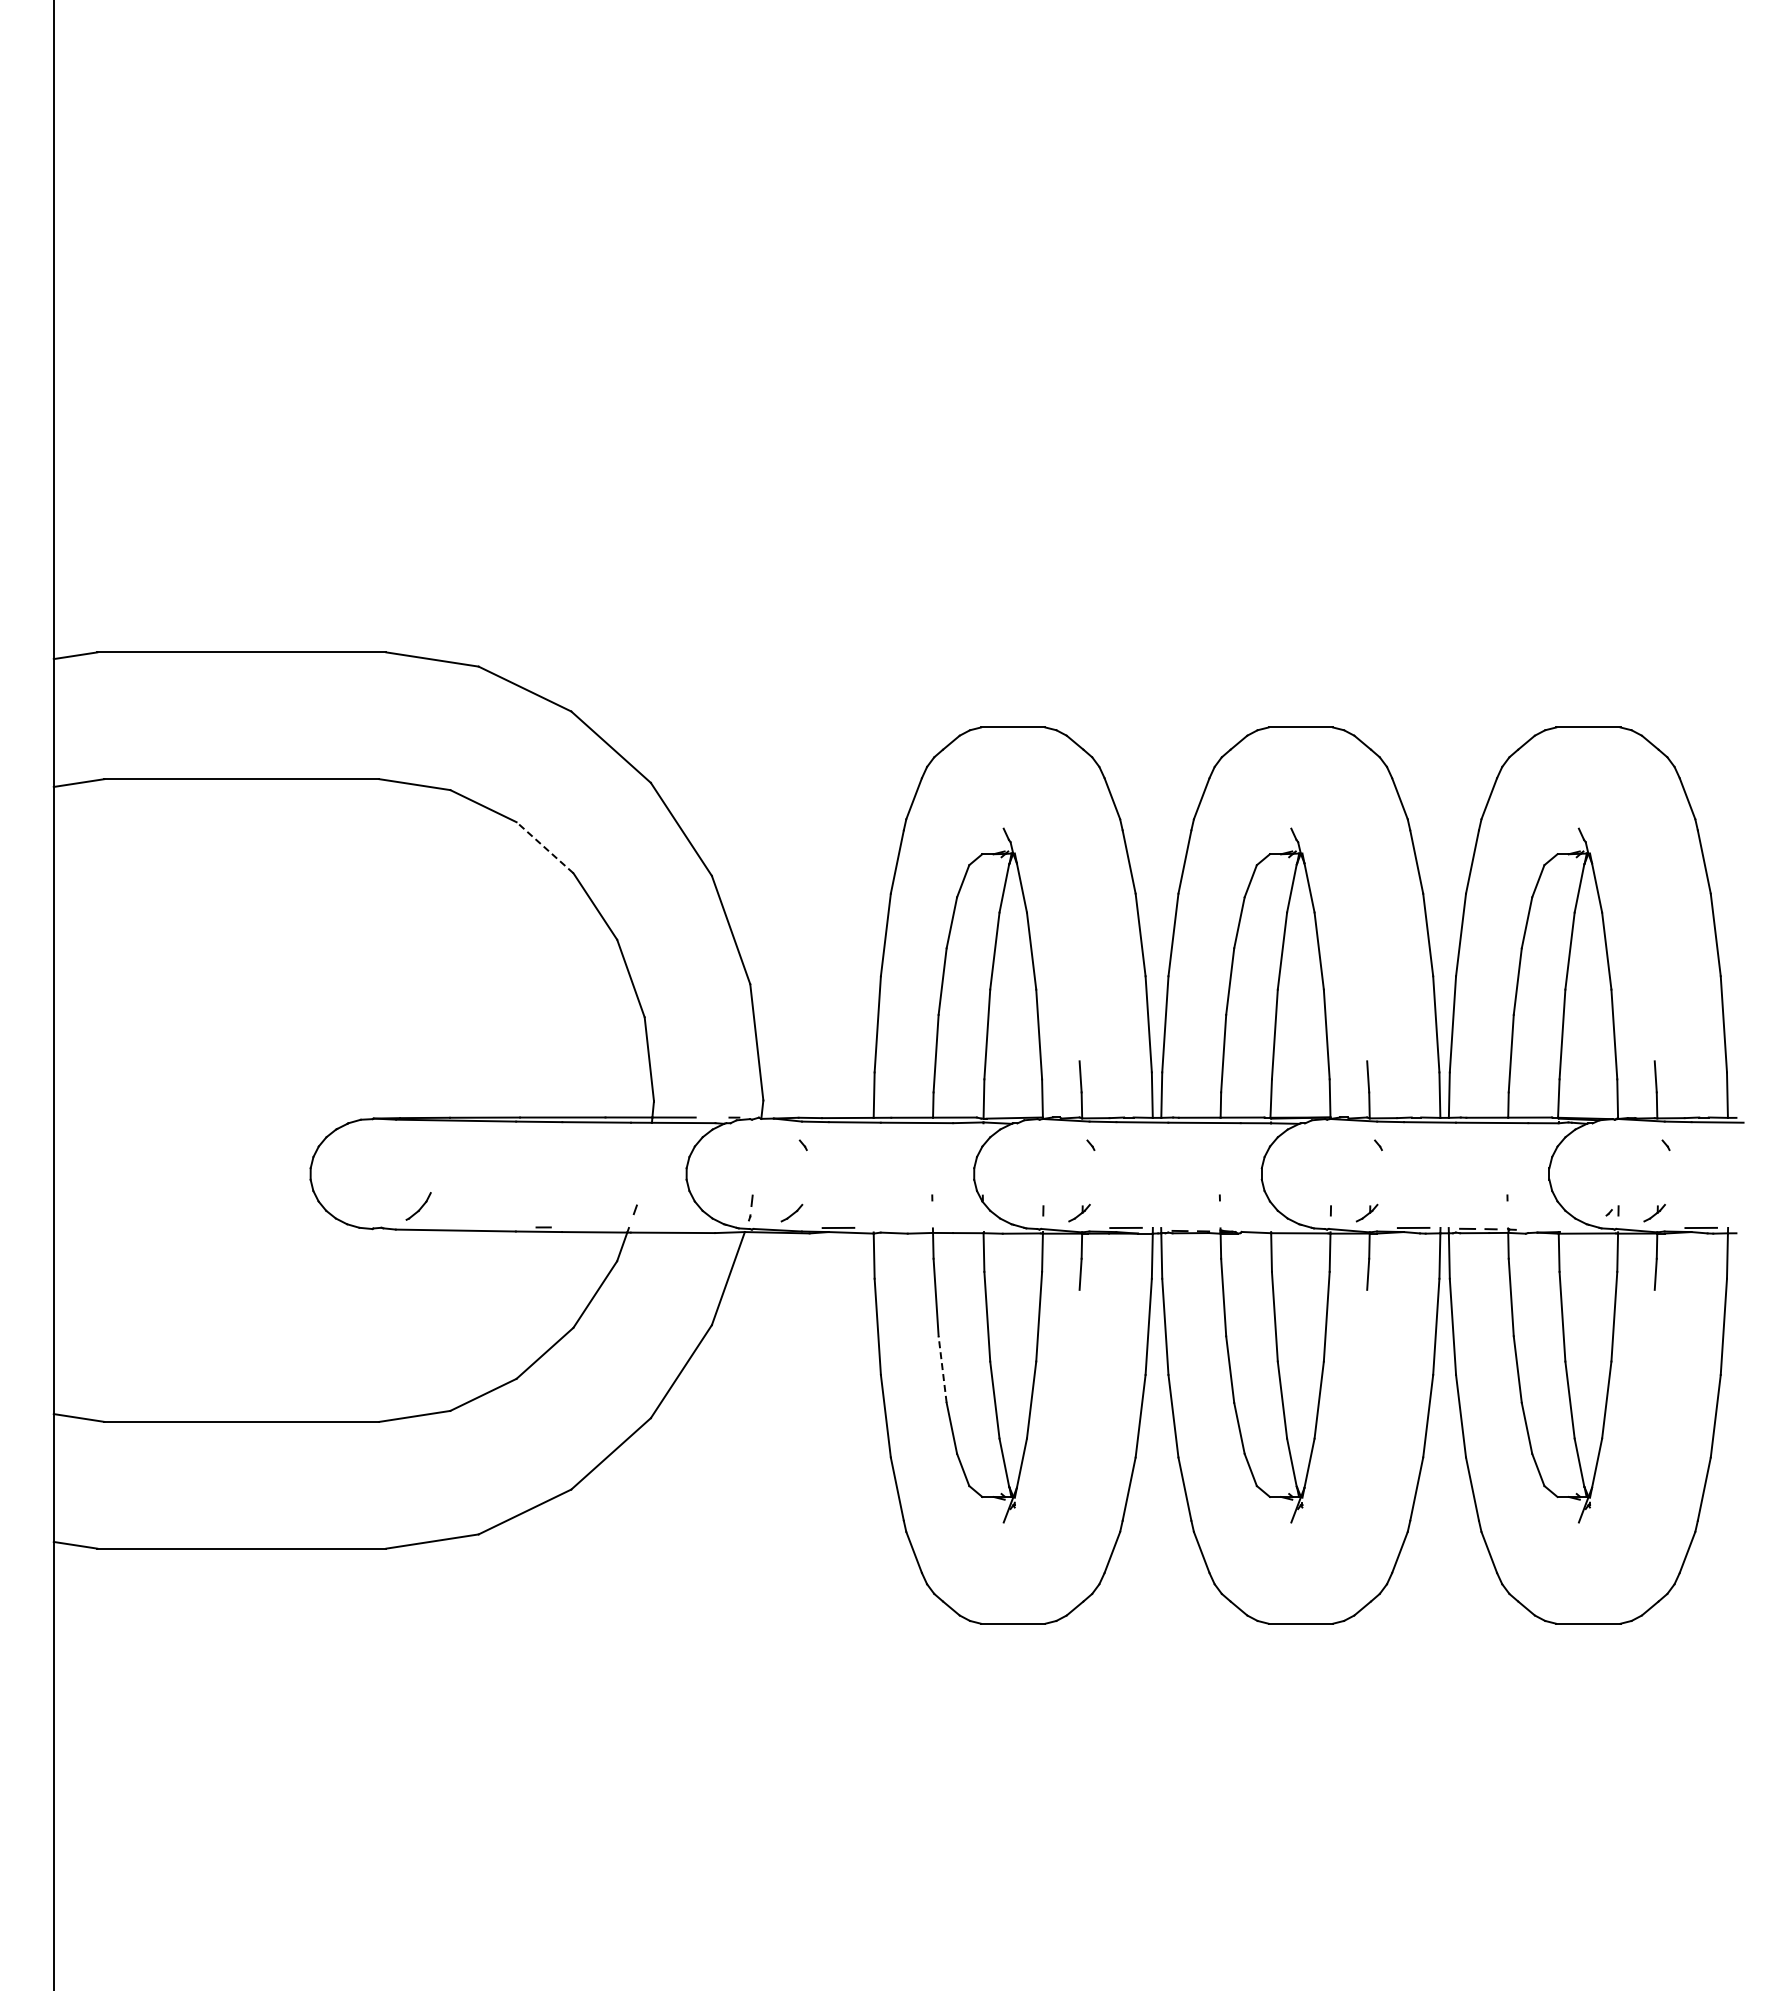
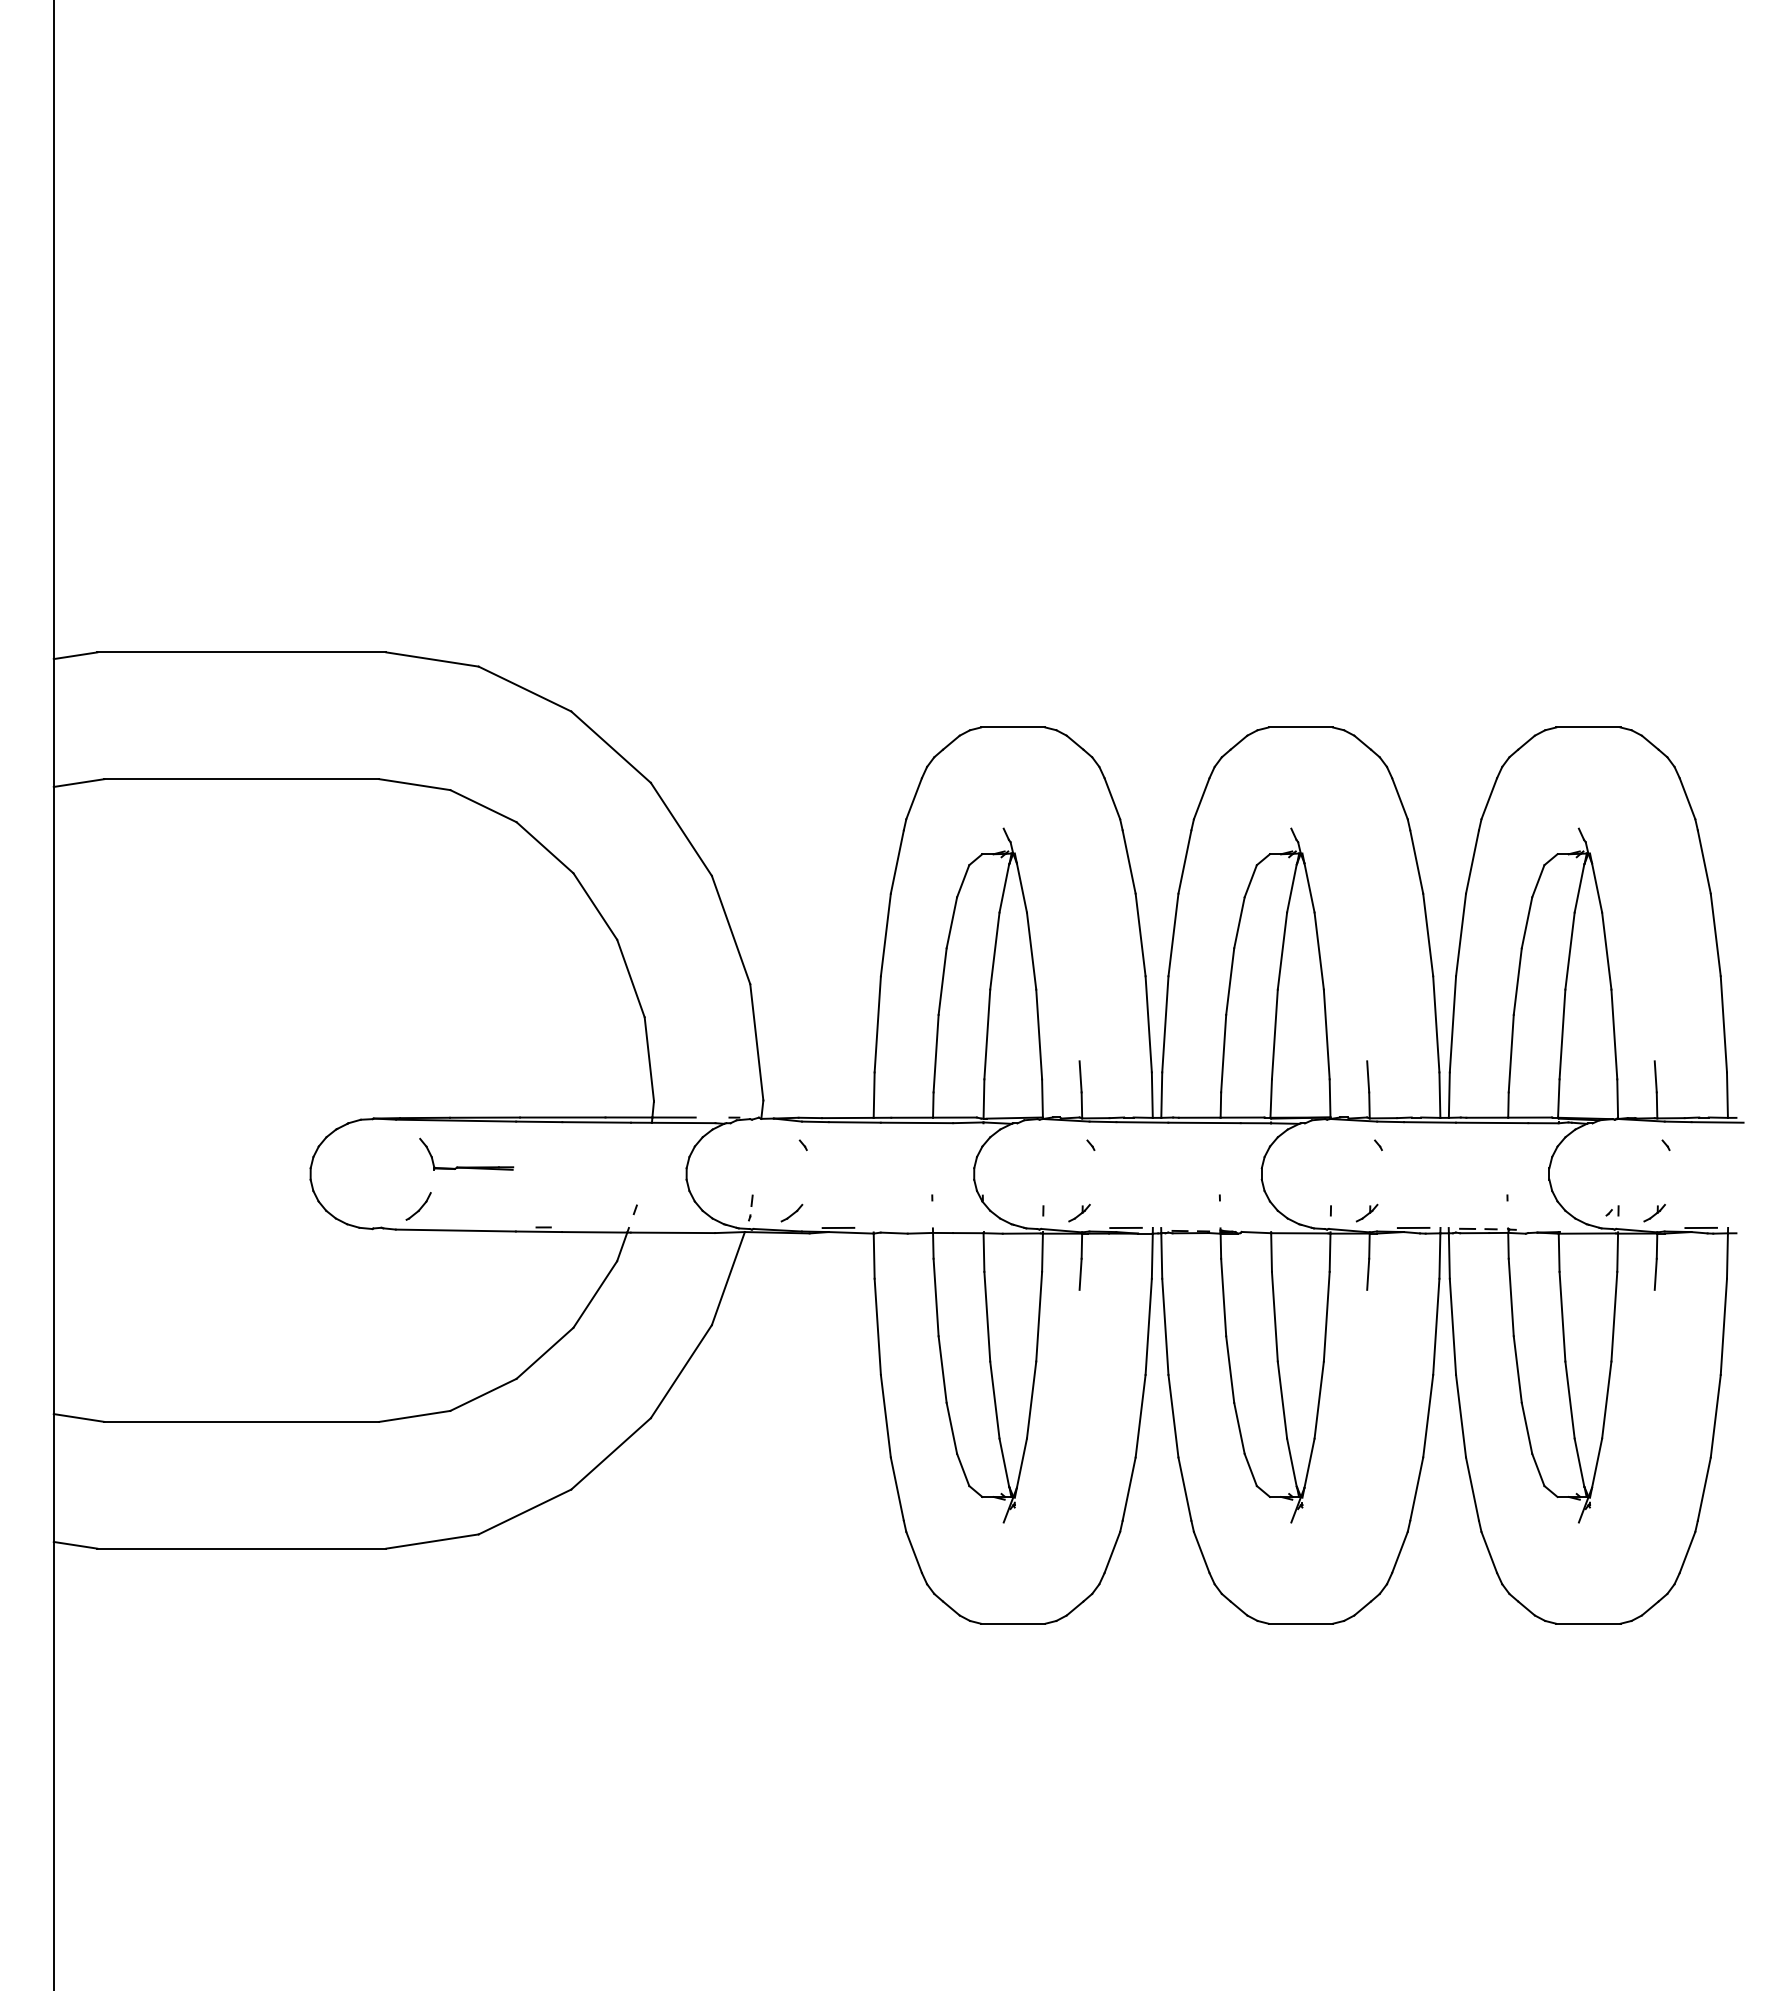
line: dashed -> solid (544, 847)
part: none -> present (466, 1166)
line: dashed -> solid (942, 1369)
